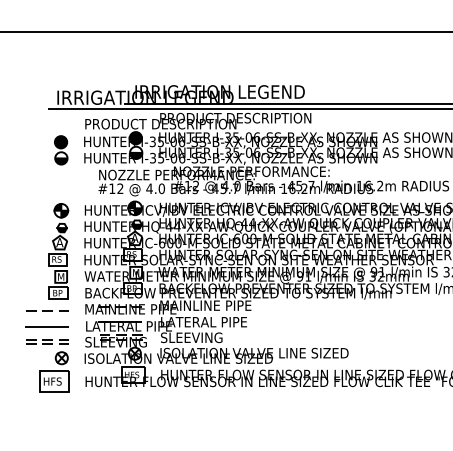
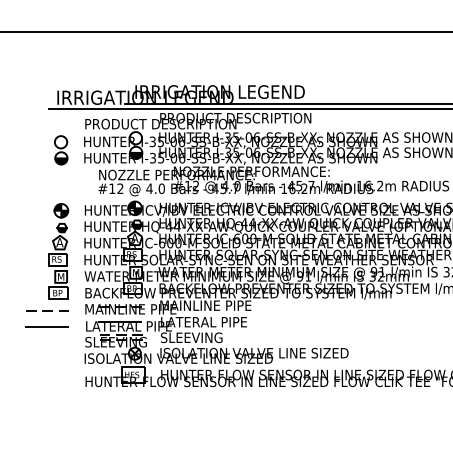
fill: present -> none (135, 138)
fill: present -> none (60, 142)
part: present -> none (47, 365)
